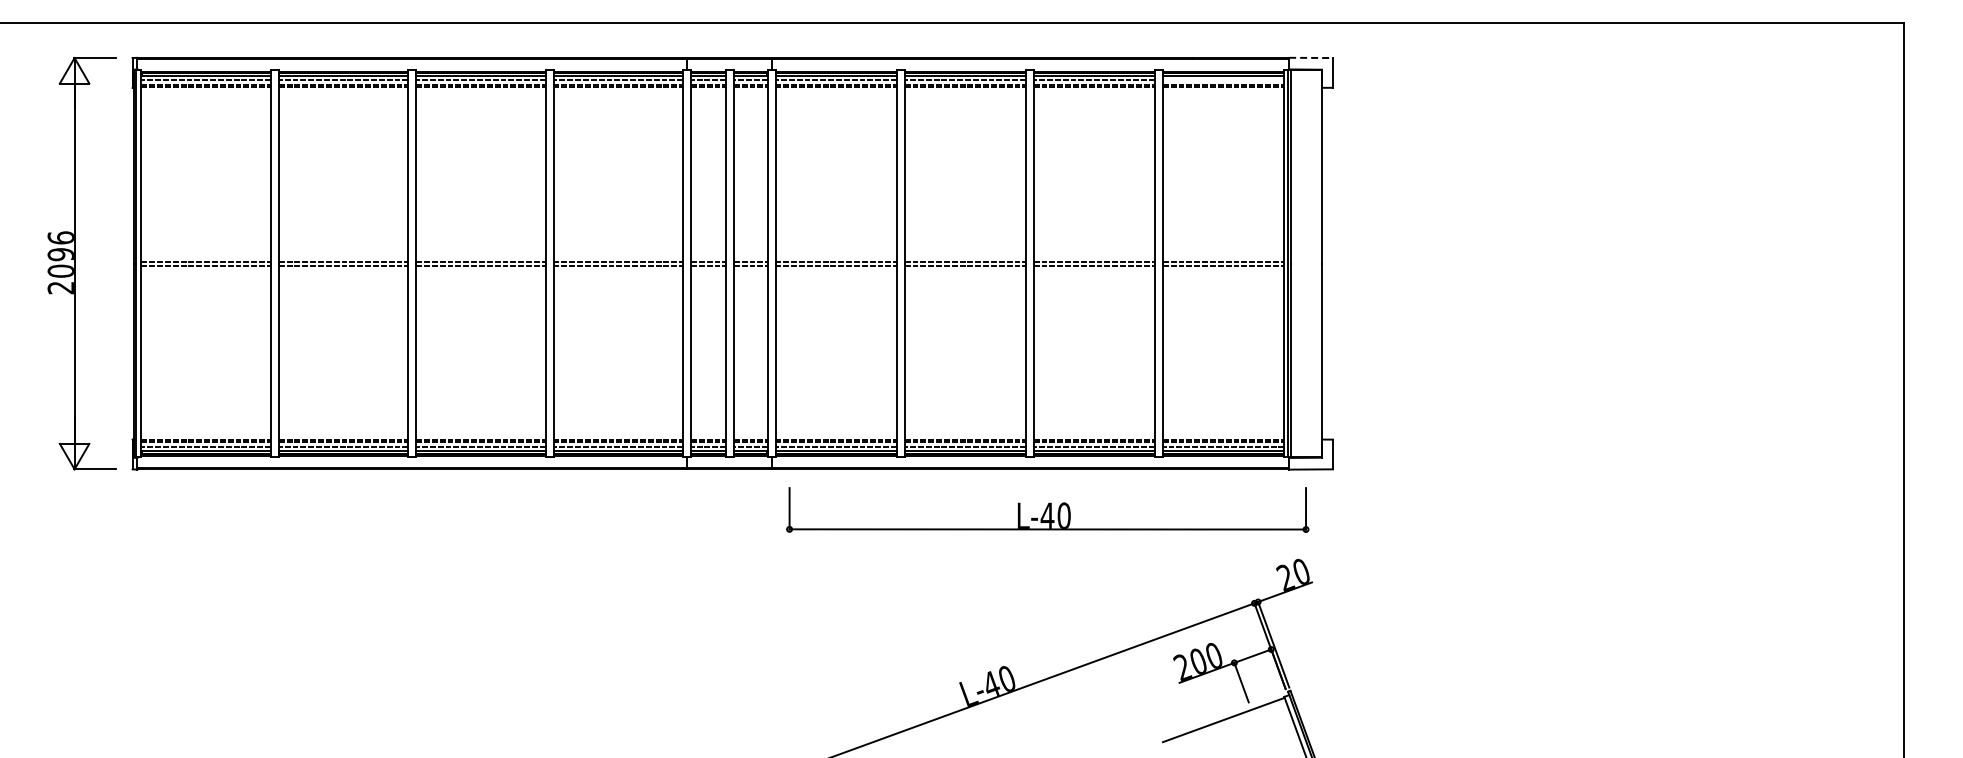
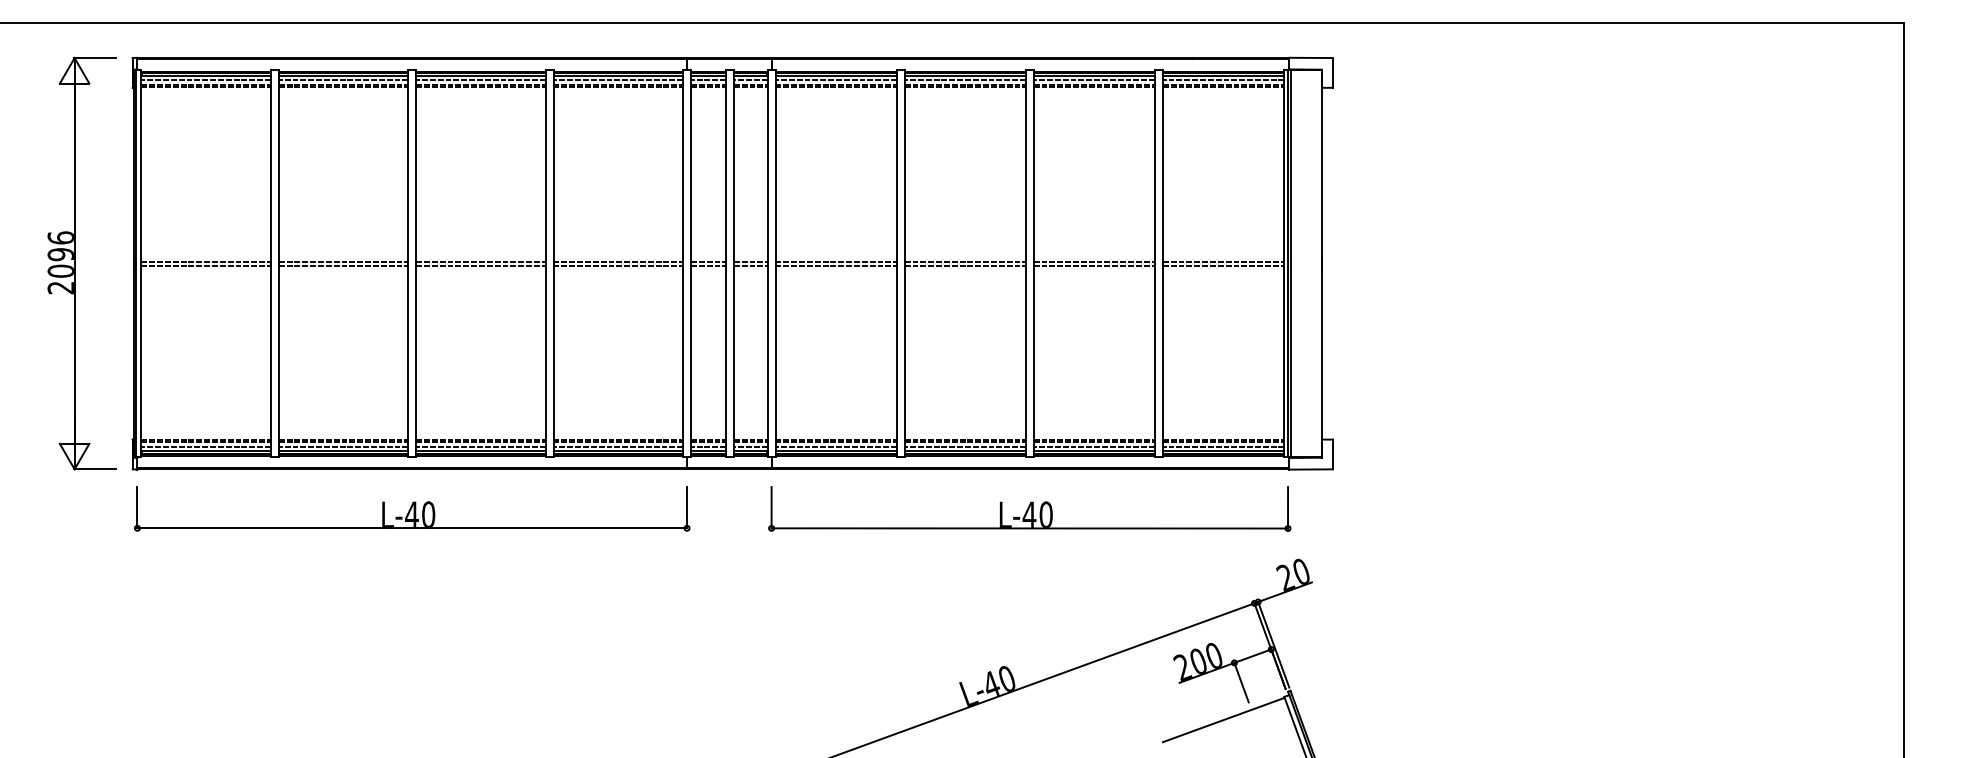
line: dashed -> solid (1310, 57)
line: none -> present (1223, 80)
part: none -> present (412, 508)
part position: (1047, 509) -> (1029, 508) (1029, 508)
